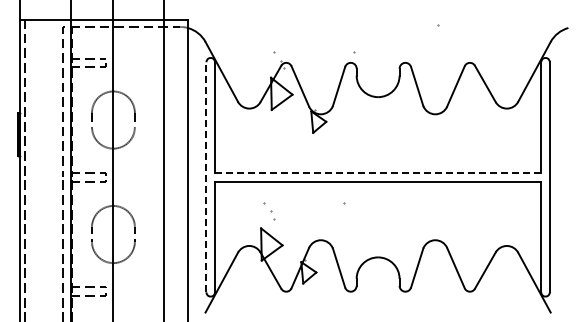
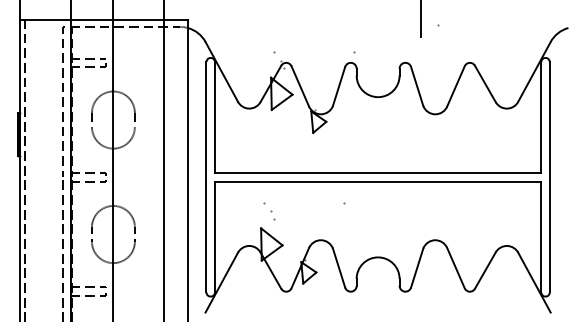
line: none -> present (421, 19)
line: dashed -> solid (378, 172)
line: dashed -> solid (206, 176)
